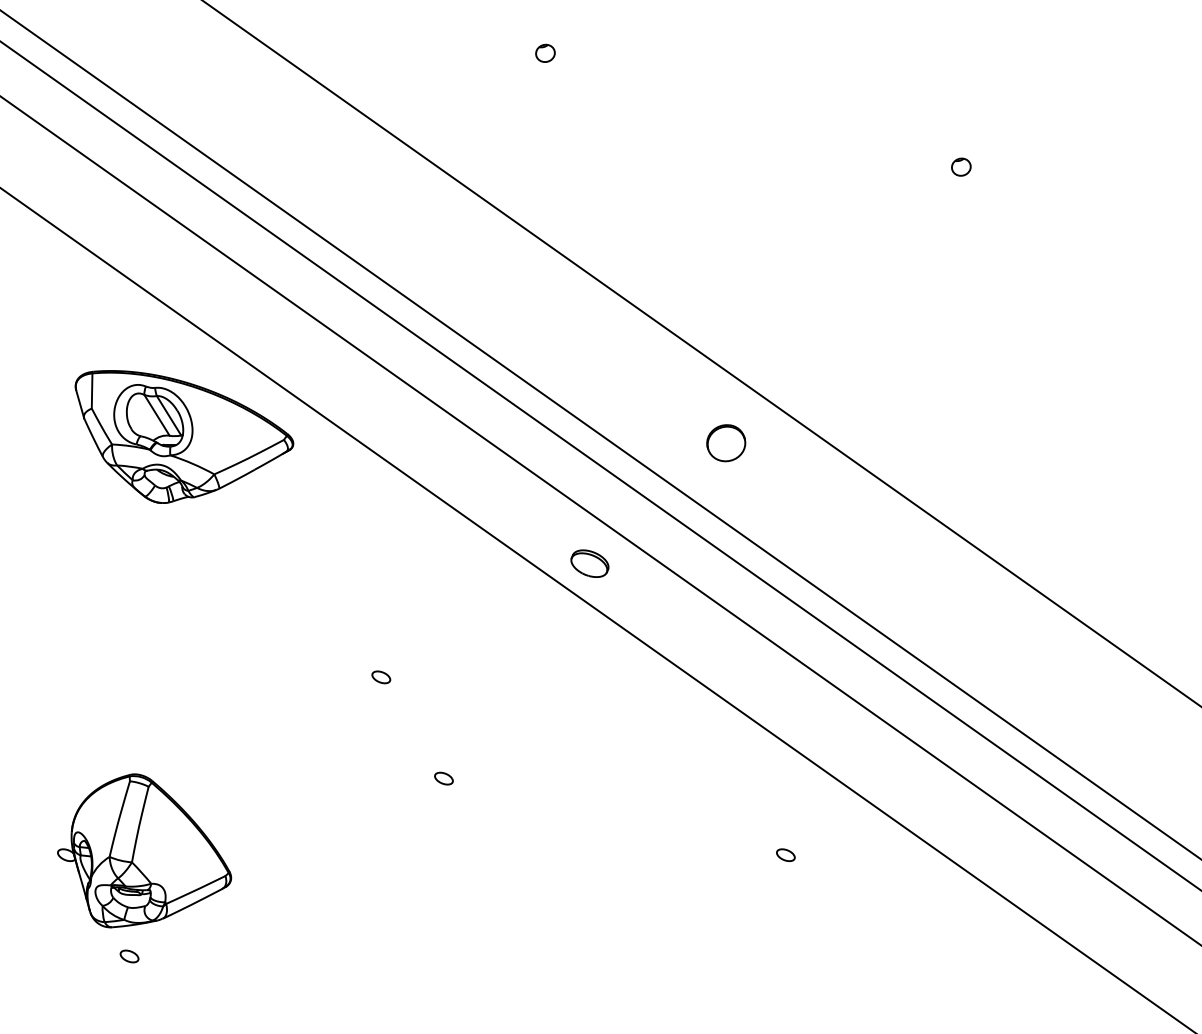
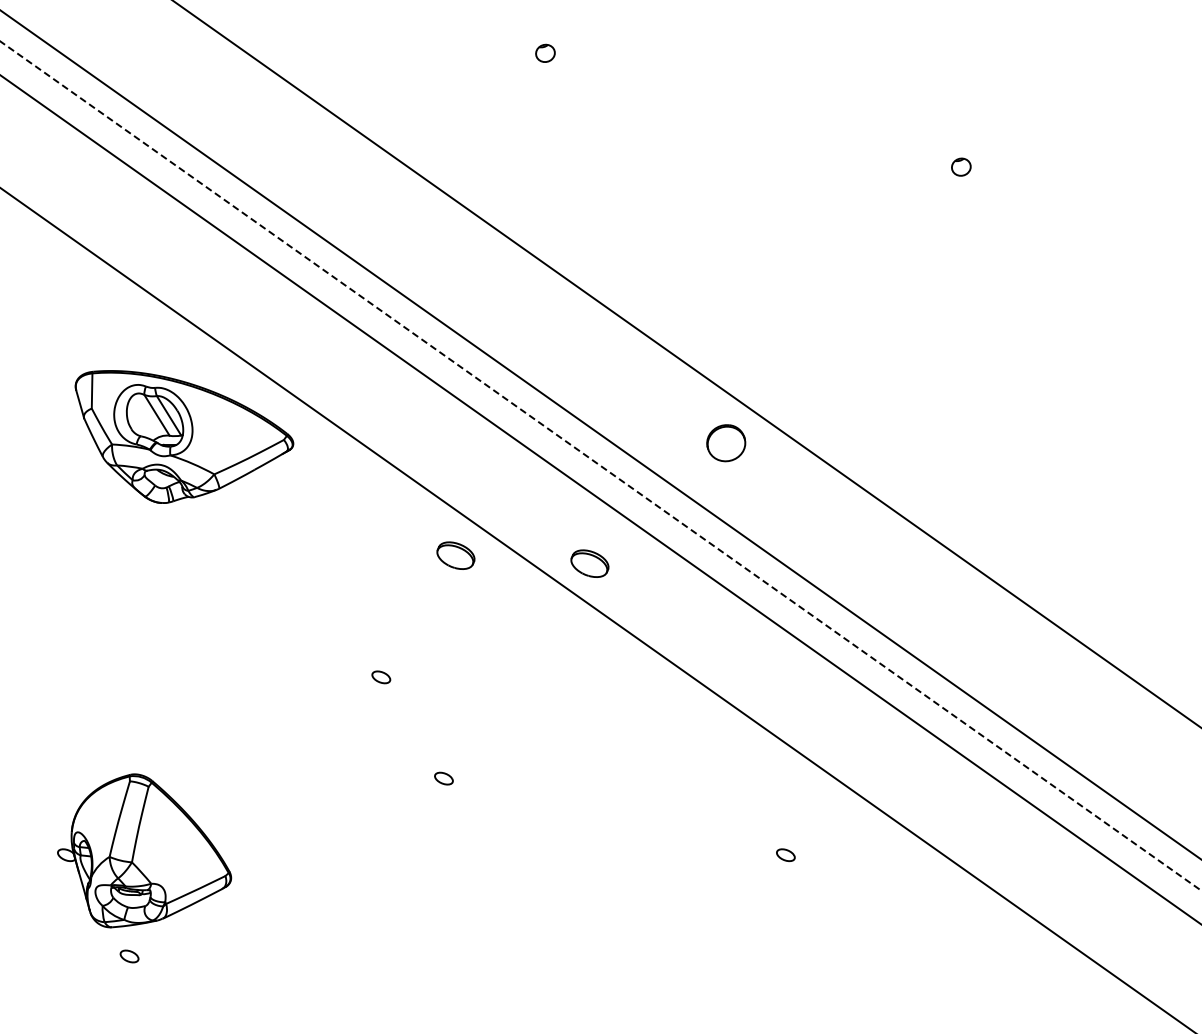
line position: (701, 353) -> (686, 364) (686, 364)
line: solid -> dashed (600, 466)
line position: (600, 520) -> (600, 499) (600, 499)
part: none -> present (455, 555)
